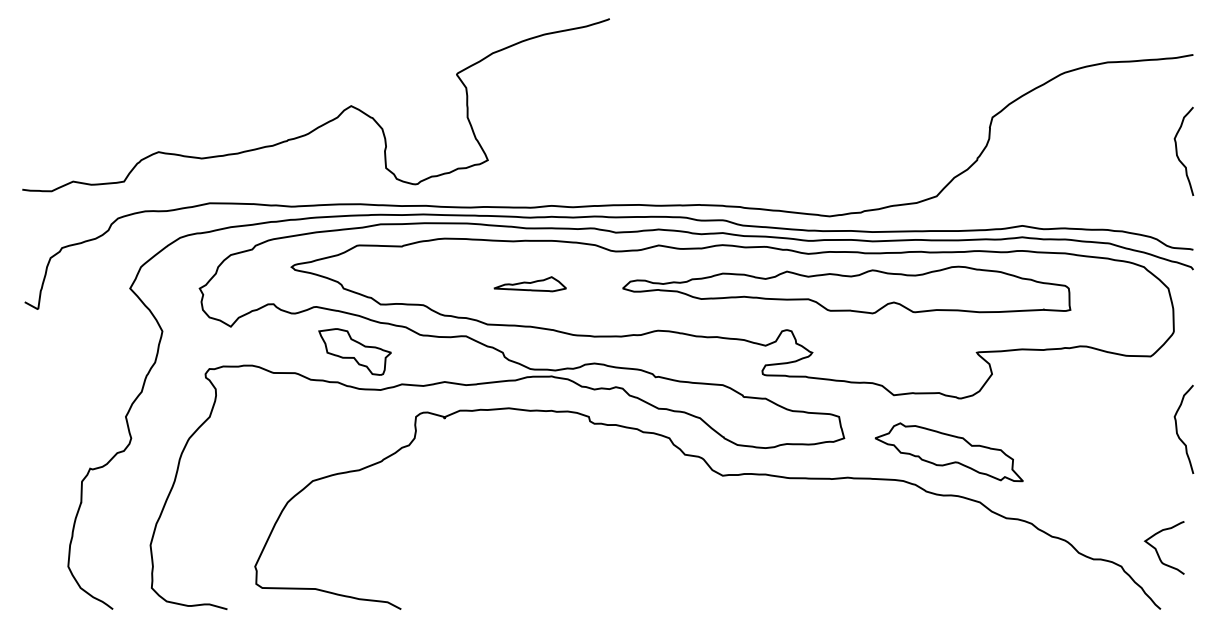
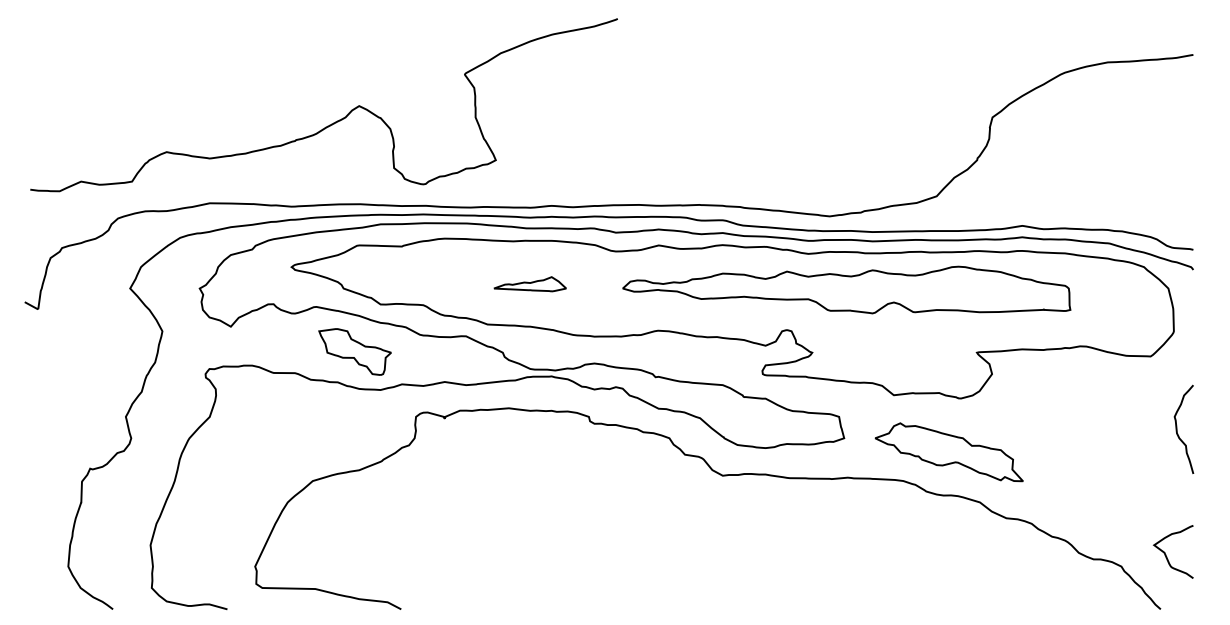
curve position: (323, 123) -> (331, 123) (331, 123)
curve: present -> none (1177, 150)
curve position: (1157, 550) -> (1166, 554) (1166, 554)
